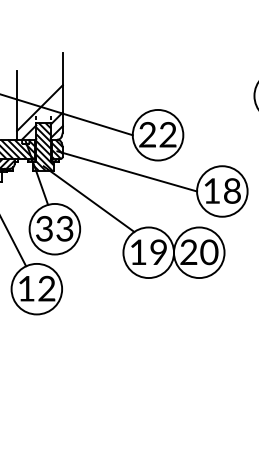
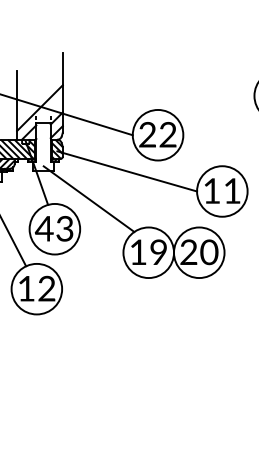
hatch: present -> none (43, 146)
text: 18 -> 11 (232, 190)
text: 33 -> 43 (43, 228)
